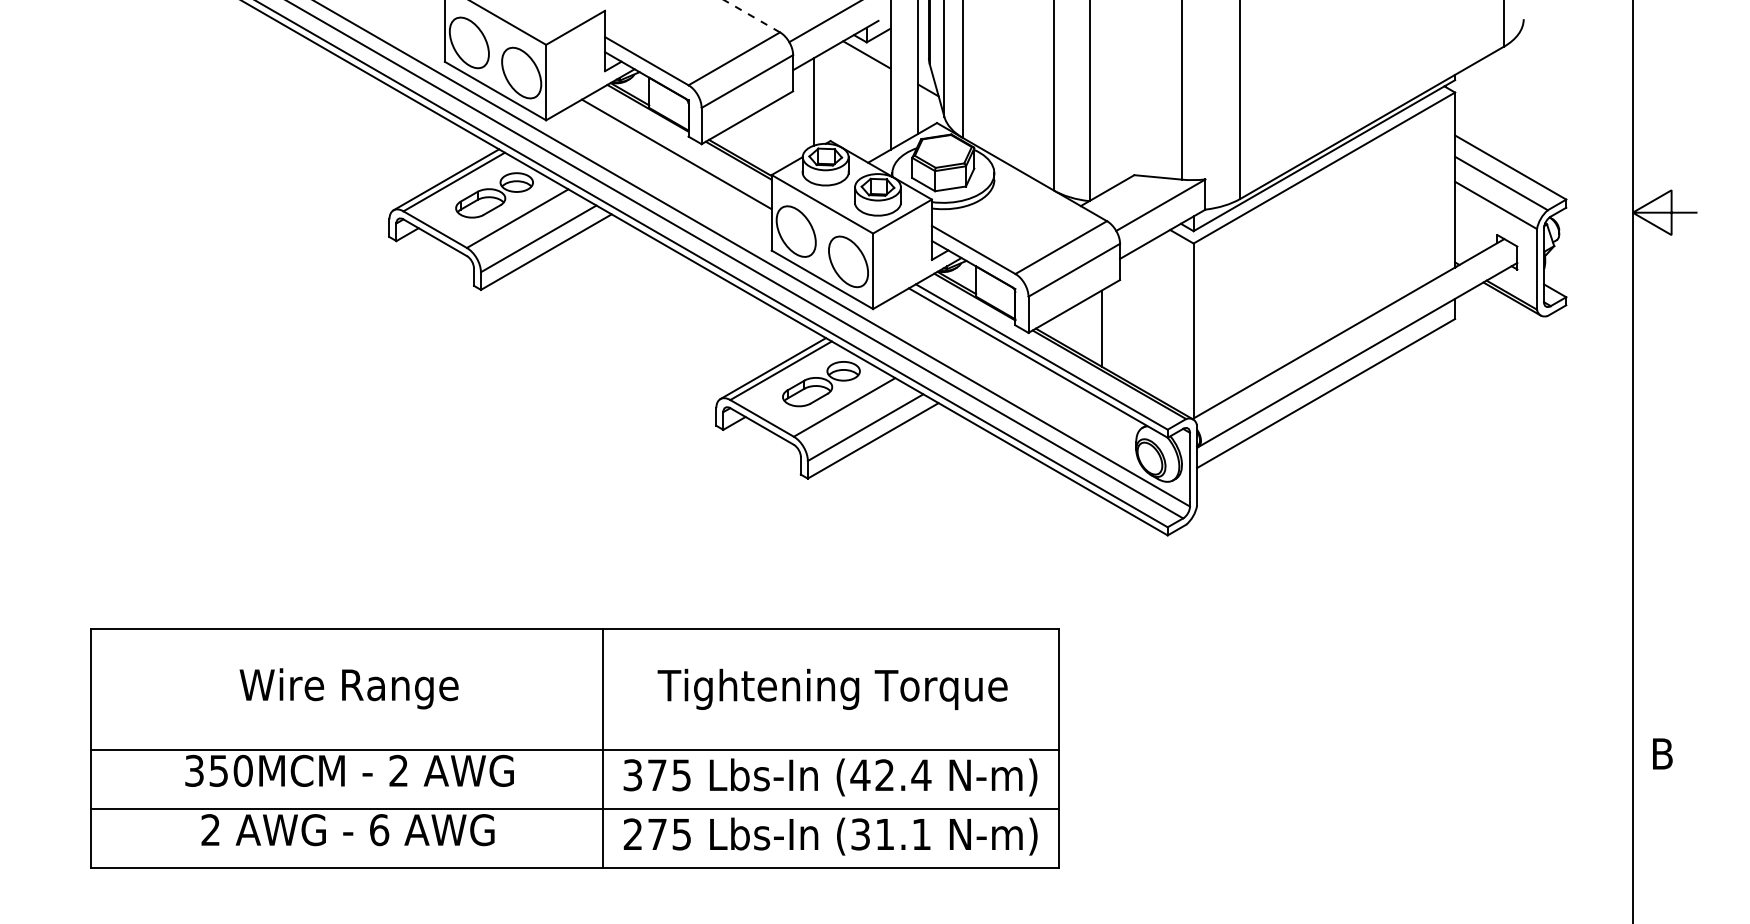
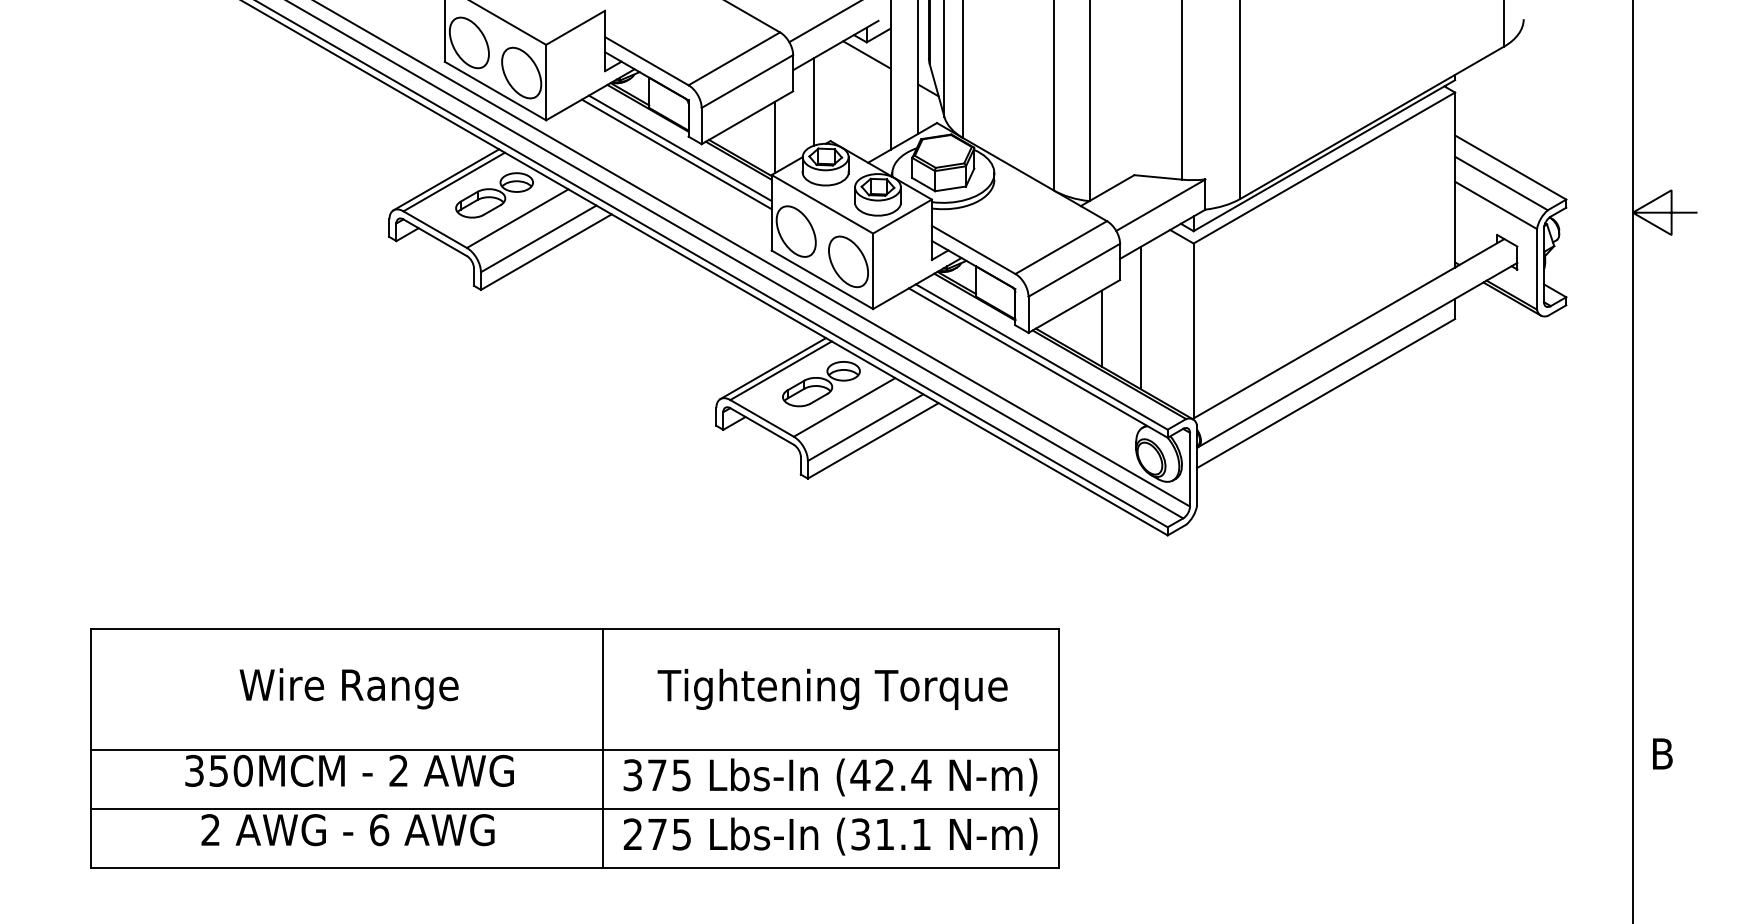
line: dashed -> solid (751, 16)
line: none -> present (775, 137)
line: none -> present (680, 148)
line: none -> present (1141, 317)
